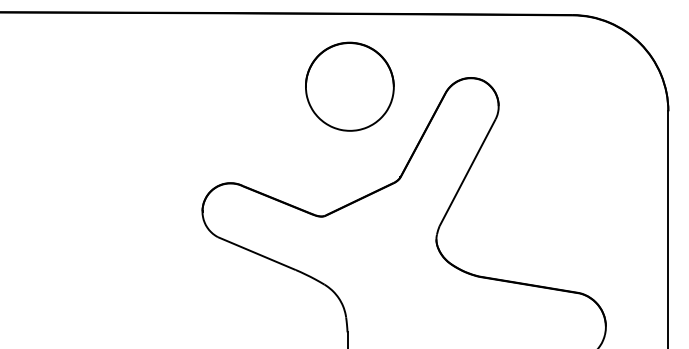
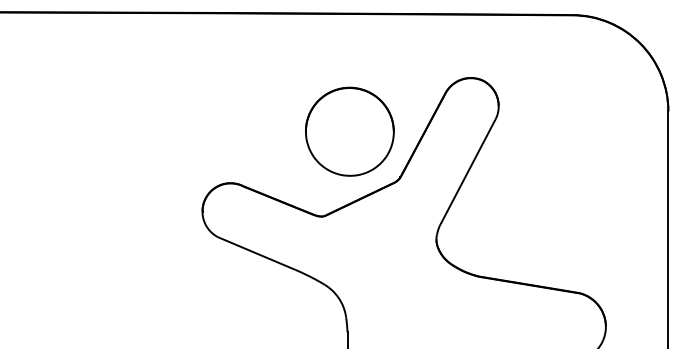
part position: (349, 86) -> (349, 131) (349, 131)
